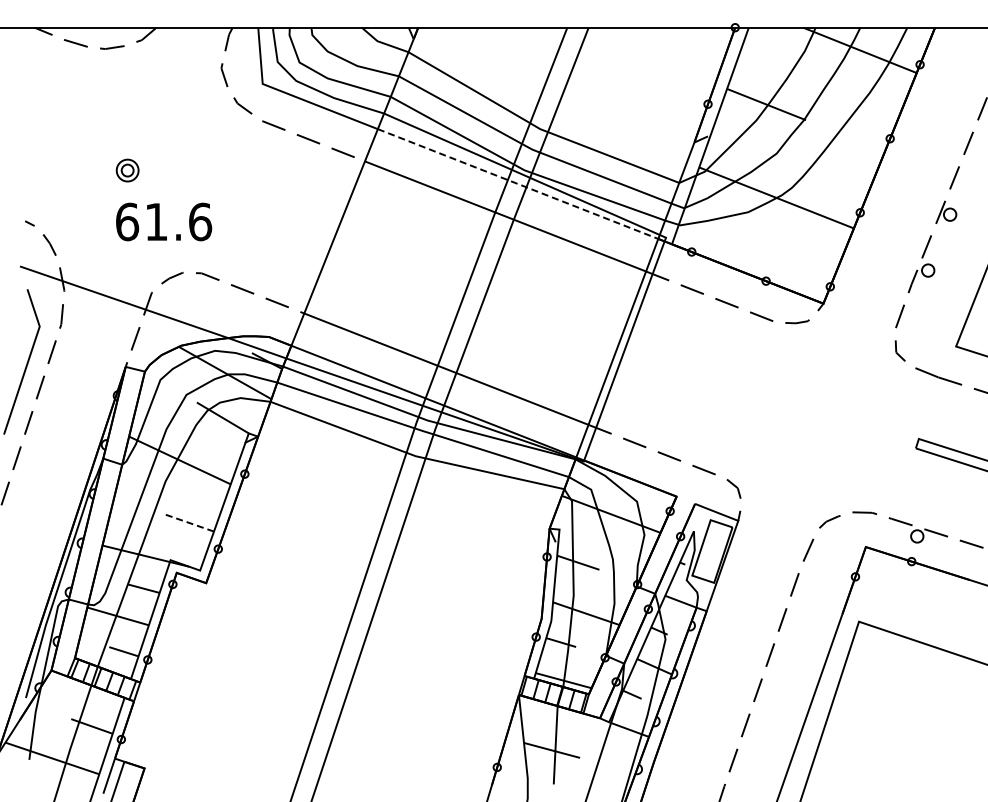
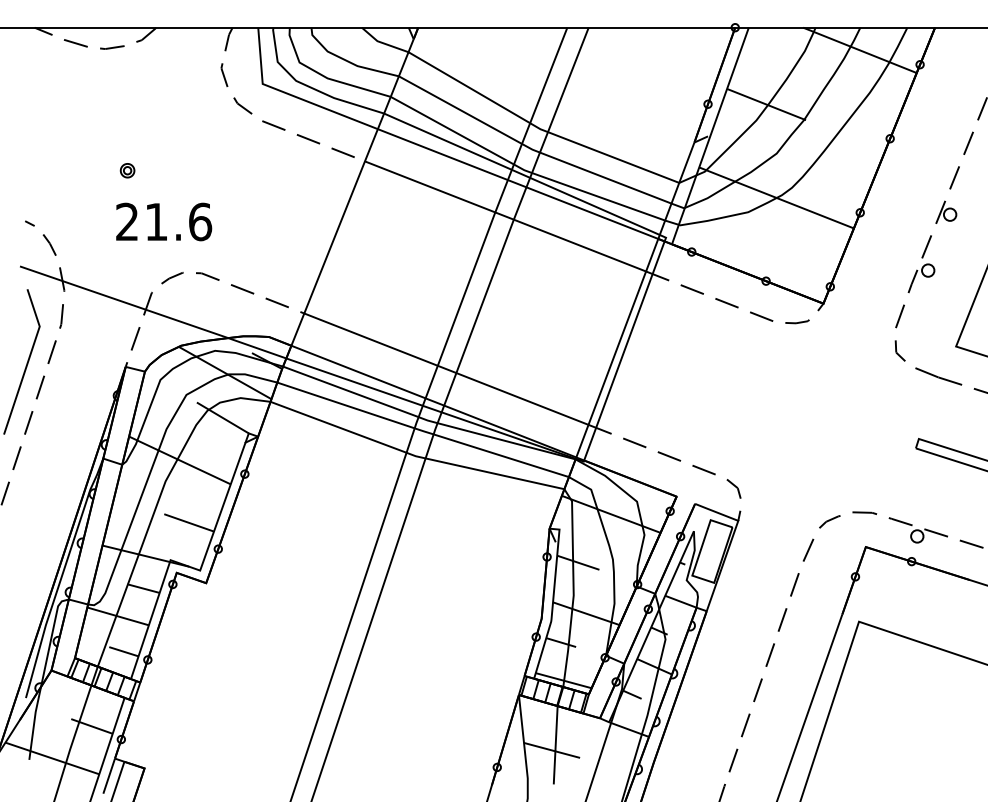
part size: 25x25 px -> 17x16 px (127, 170)
line: dashed -> solid (518, 184)
text: 61.6 -> 21.6 (127, 221)
line: dashed -> solid (188, 522)
